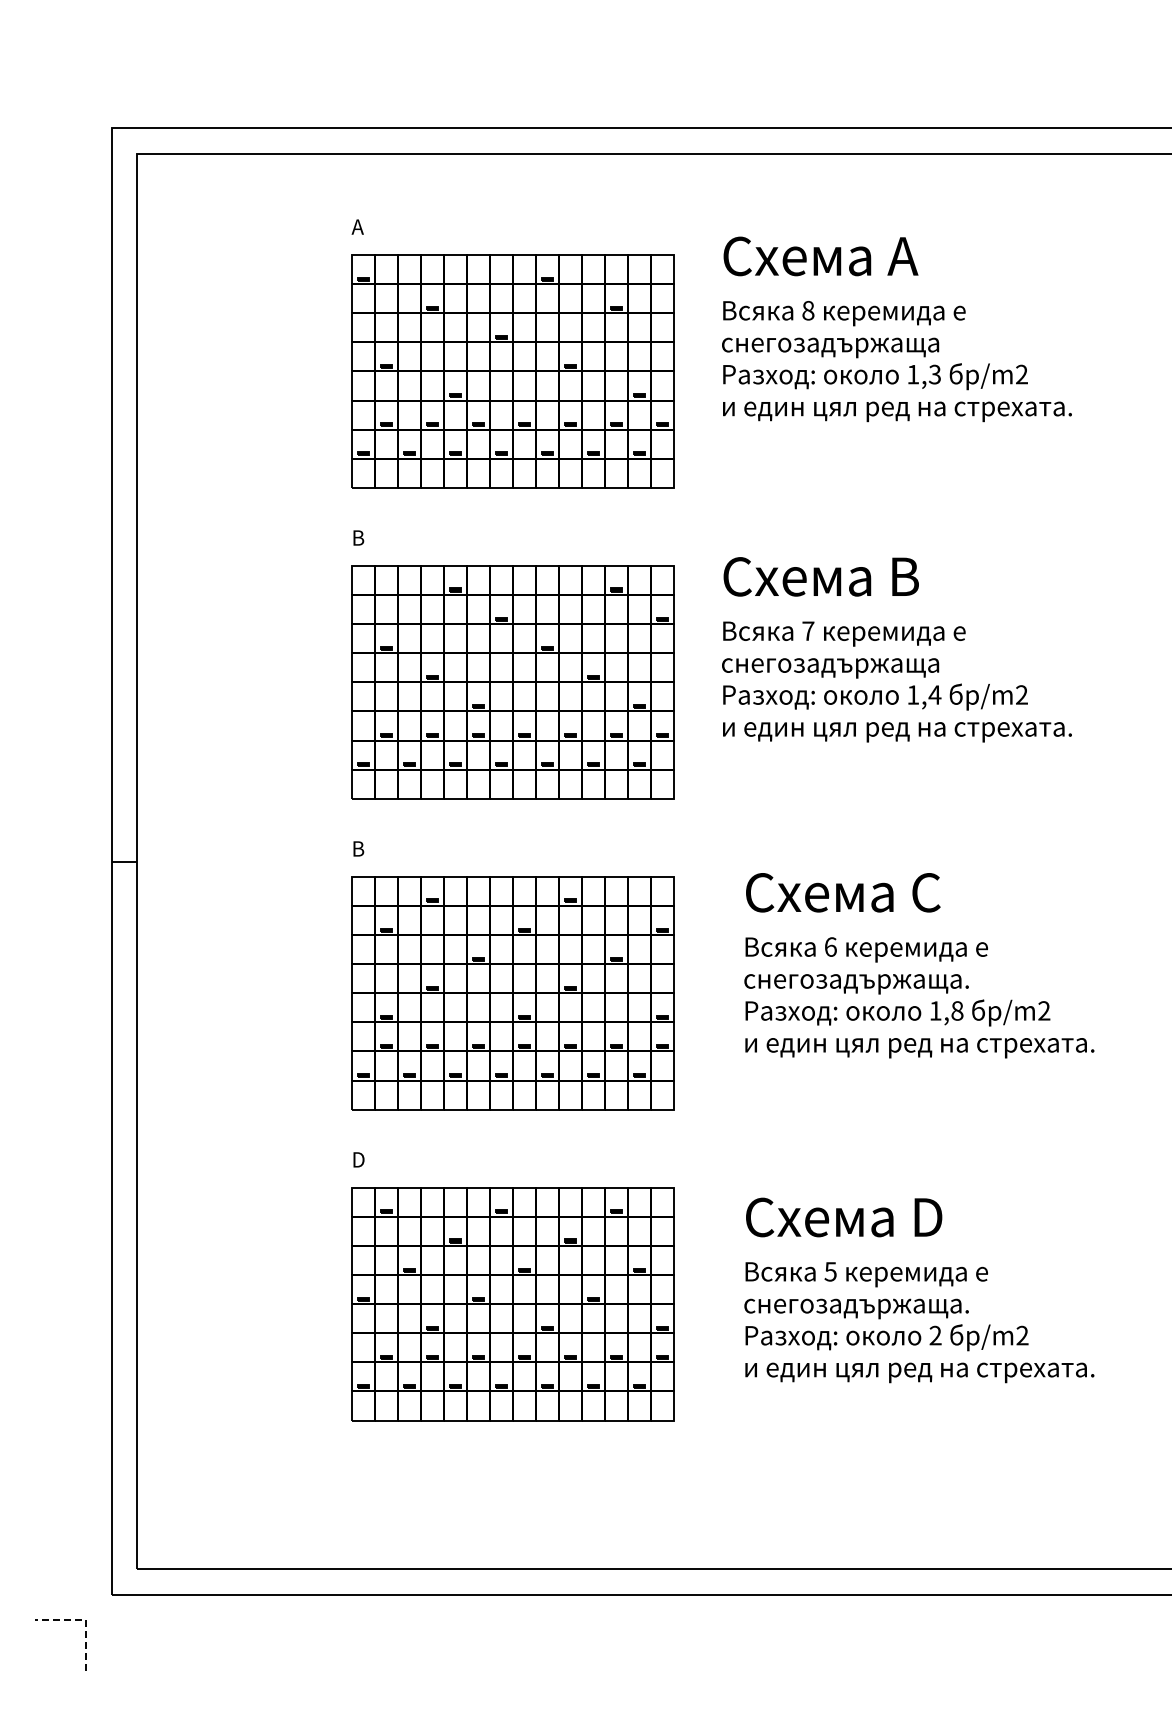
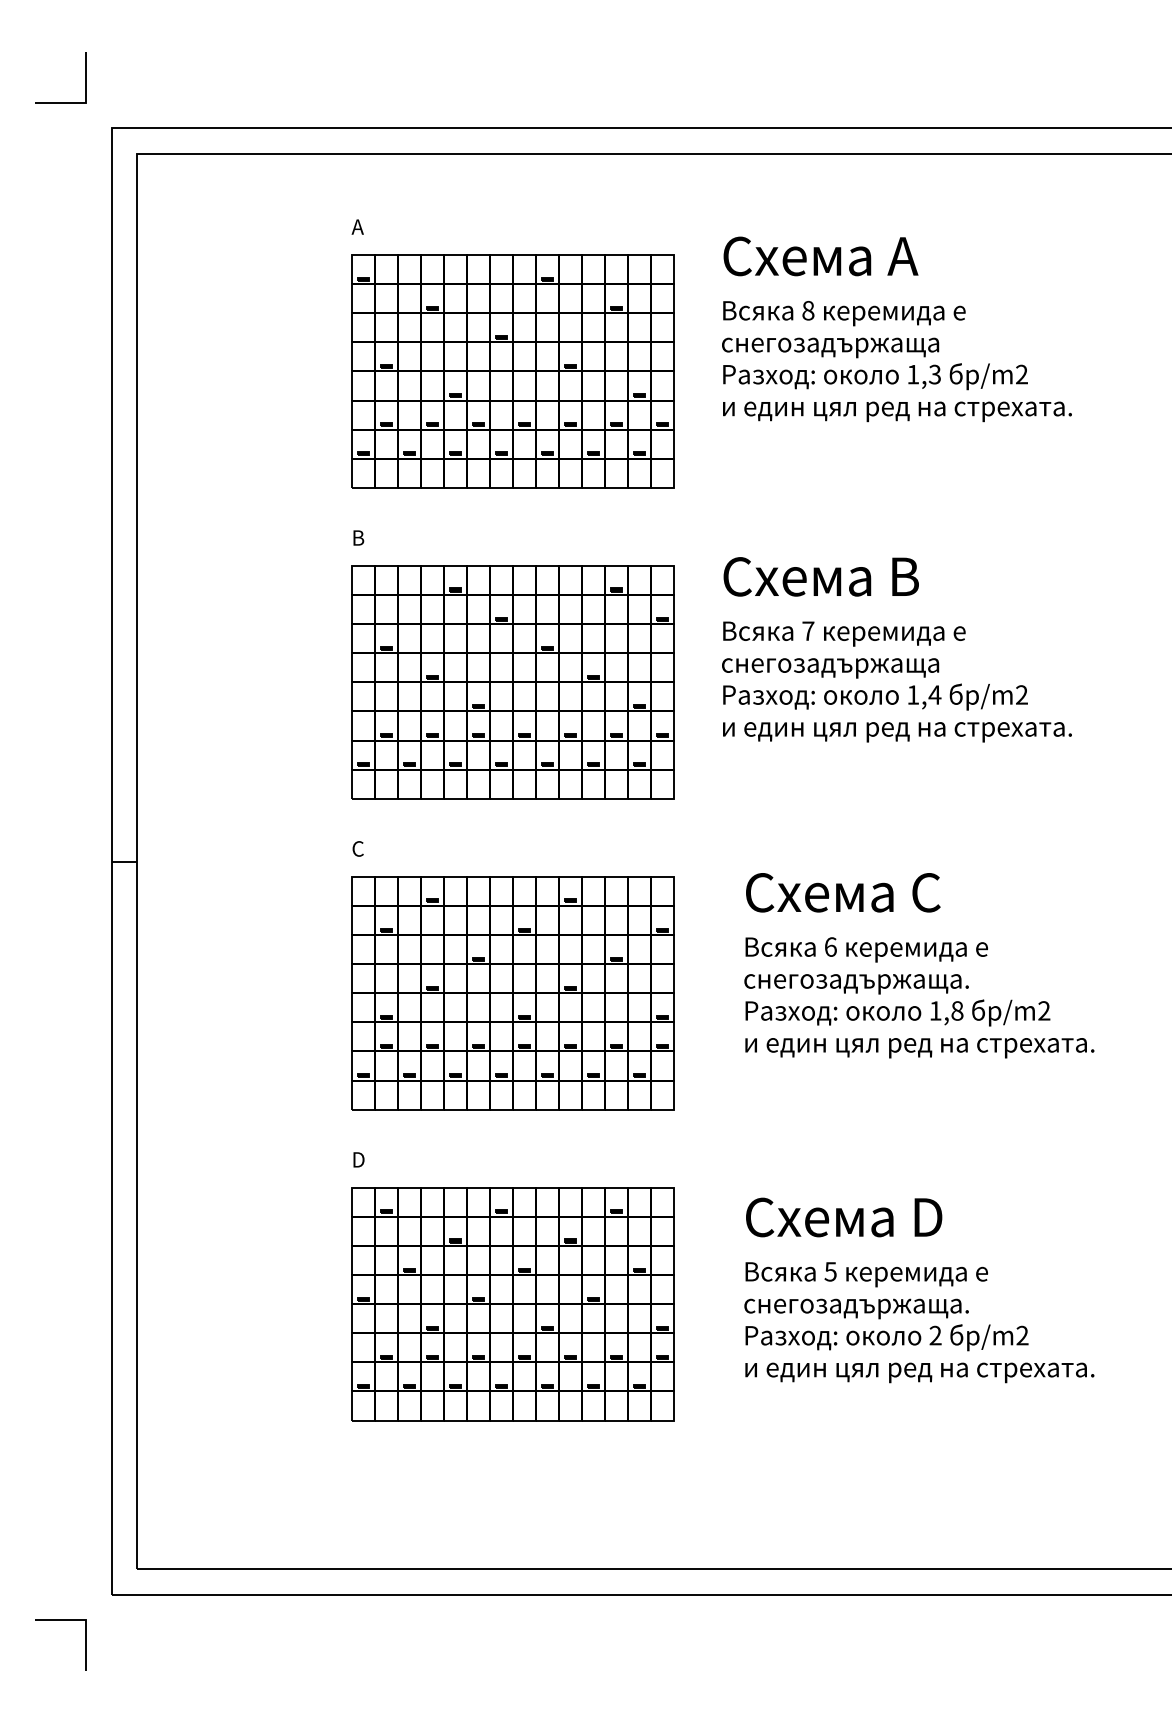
line: none -> present (85, 77)
text: B -> C (358, 848)
line: dashed -> solid (86, 1620)
